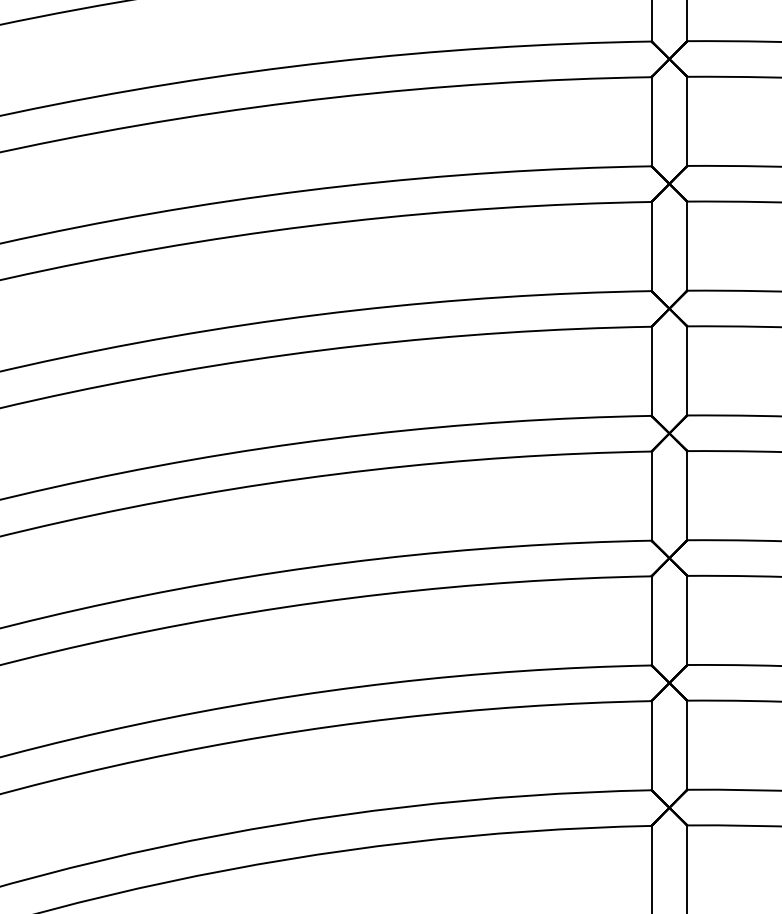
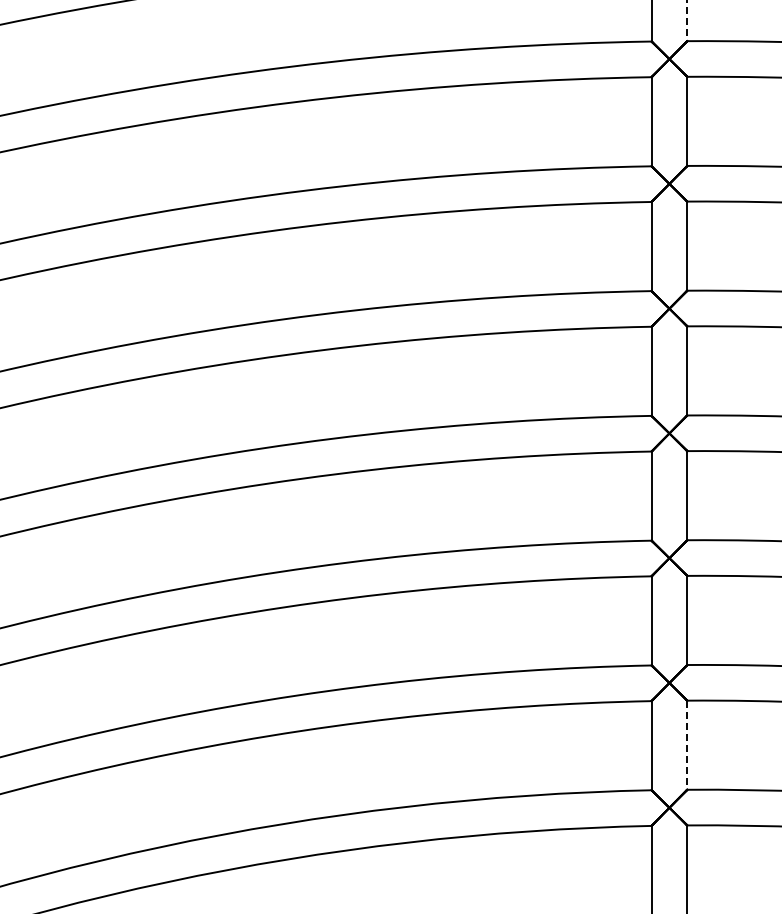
line: solid -> dashed (687, 21)
line: solid -> dashed (687, 745)
